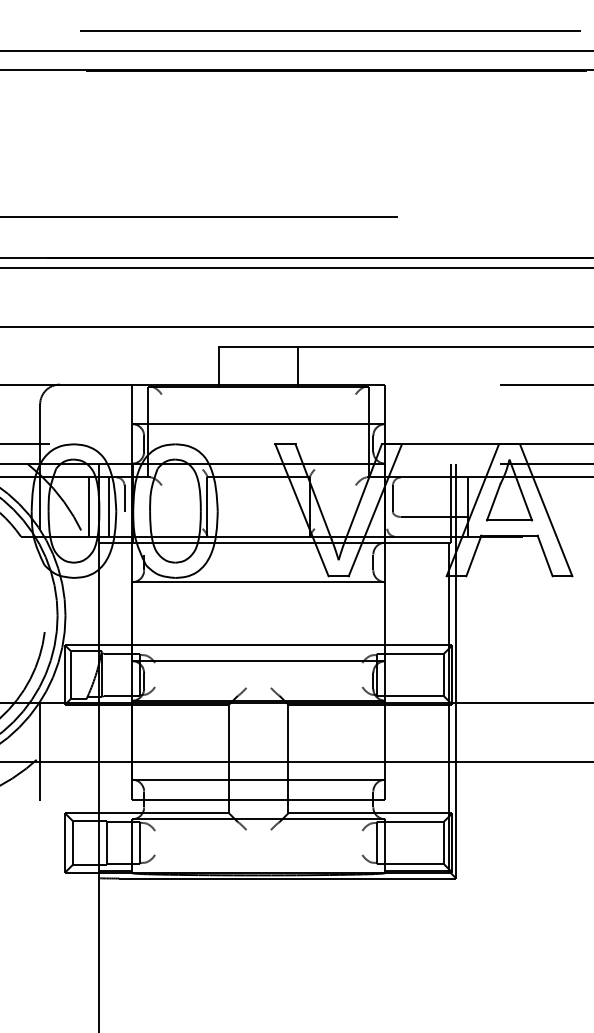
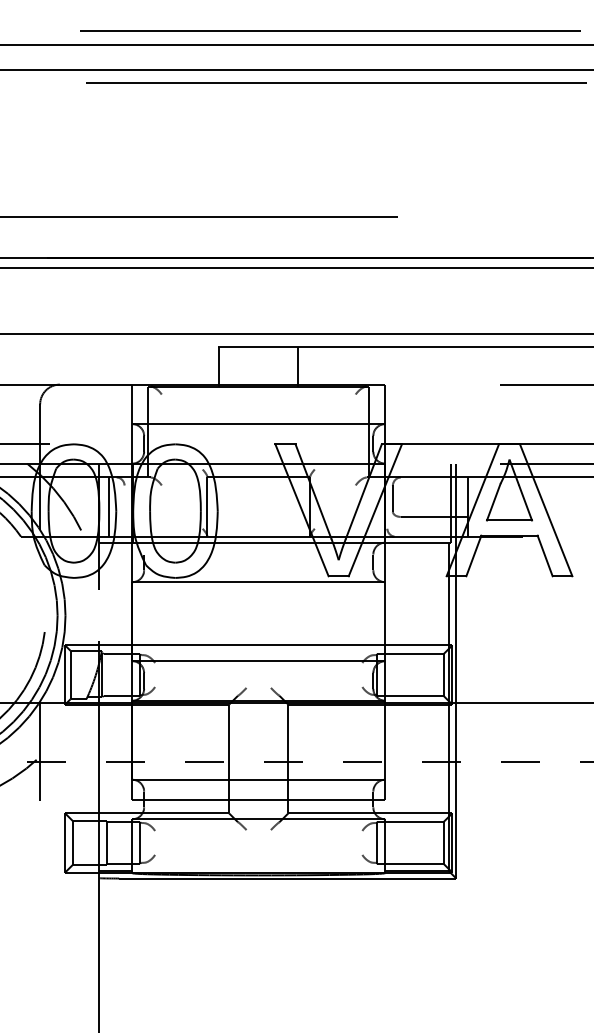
line position: (296, 50) -> (296, 44) (296, 44)
line position: (296, 70) -> (296, 82) (296, 82)
line position: (296, 327) -> (296, 334) (296, 334)
line: present -> none (124, 498)
line: present -> none (88, 506)
line: present -> none (99, 615)
line: solid -> dashed (296, 761)
